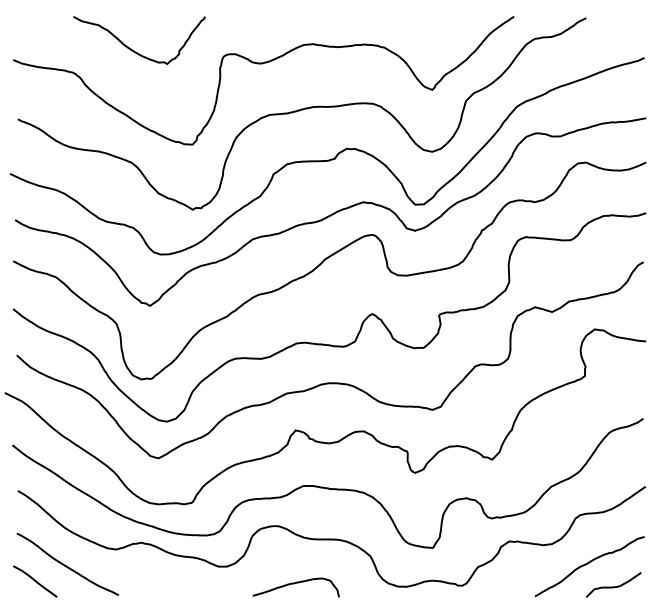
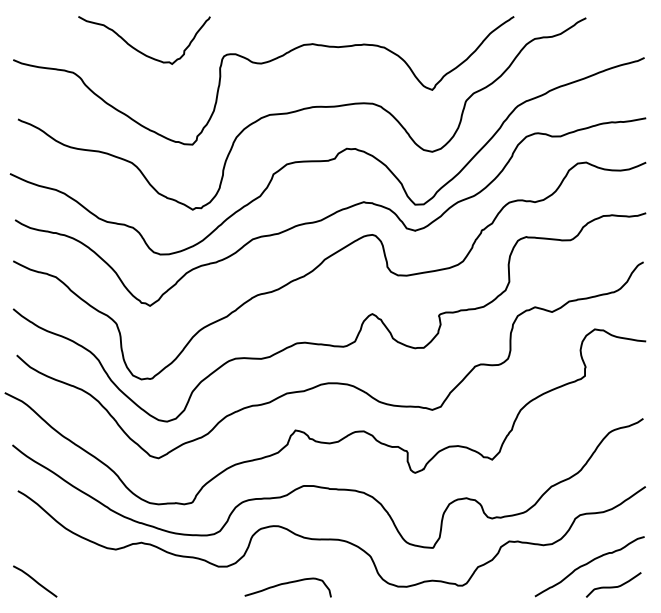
curve position: (134, 50) -> (139, 50) (139, 50)
curve: present -> none (65, 564)
curve position: (294, 584) -> (286, 584) (286, 584)
